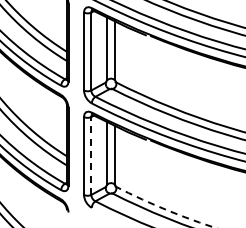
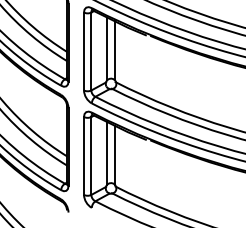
line: dashed -> solid (91, 156)
arc: dashed -> solid (164, 209)
